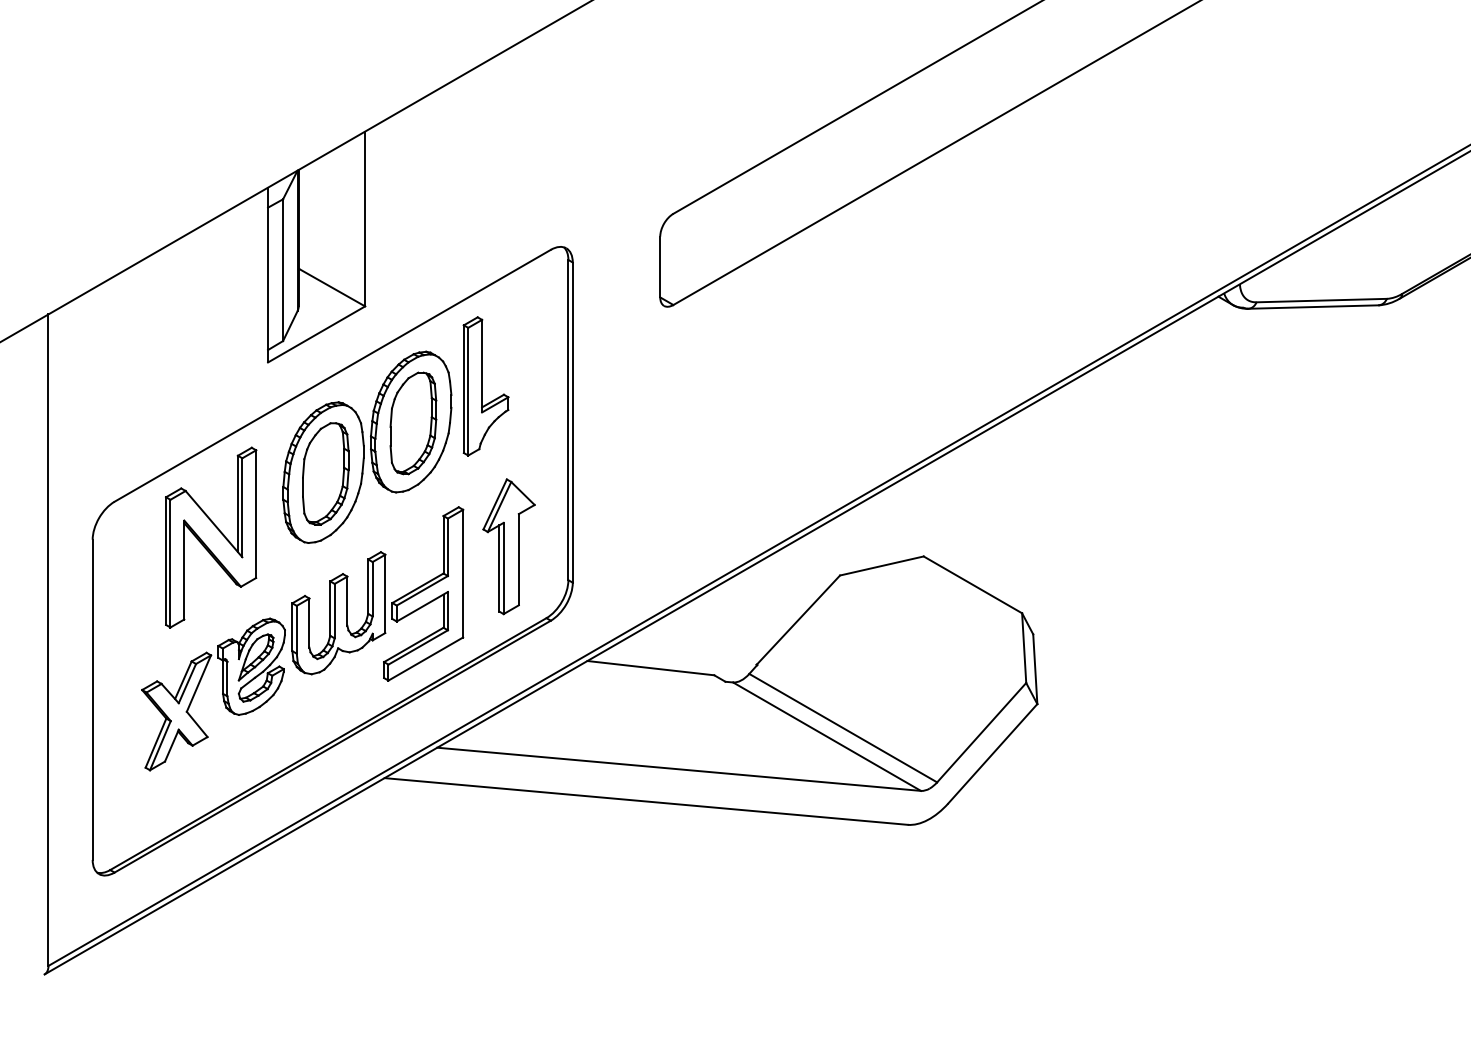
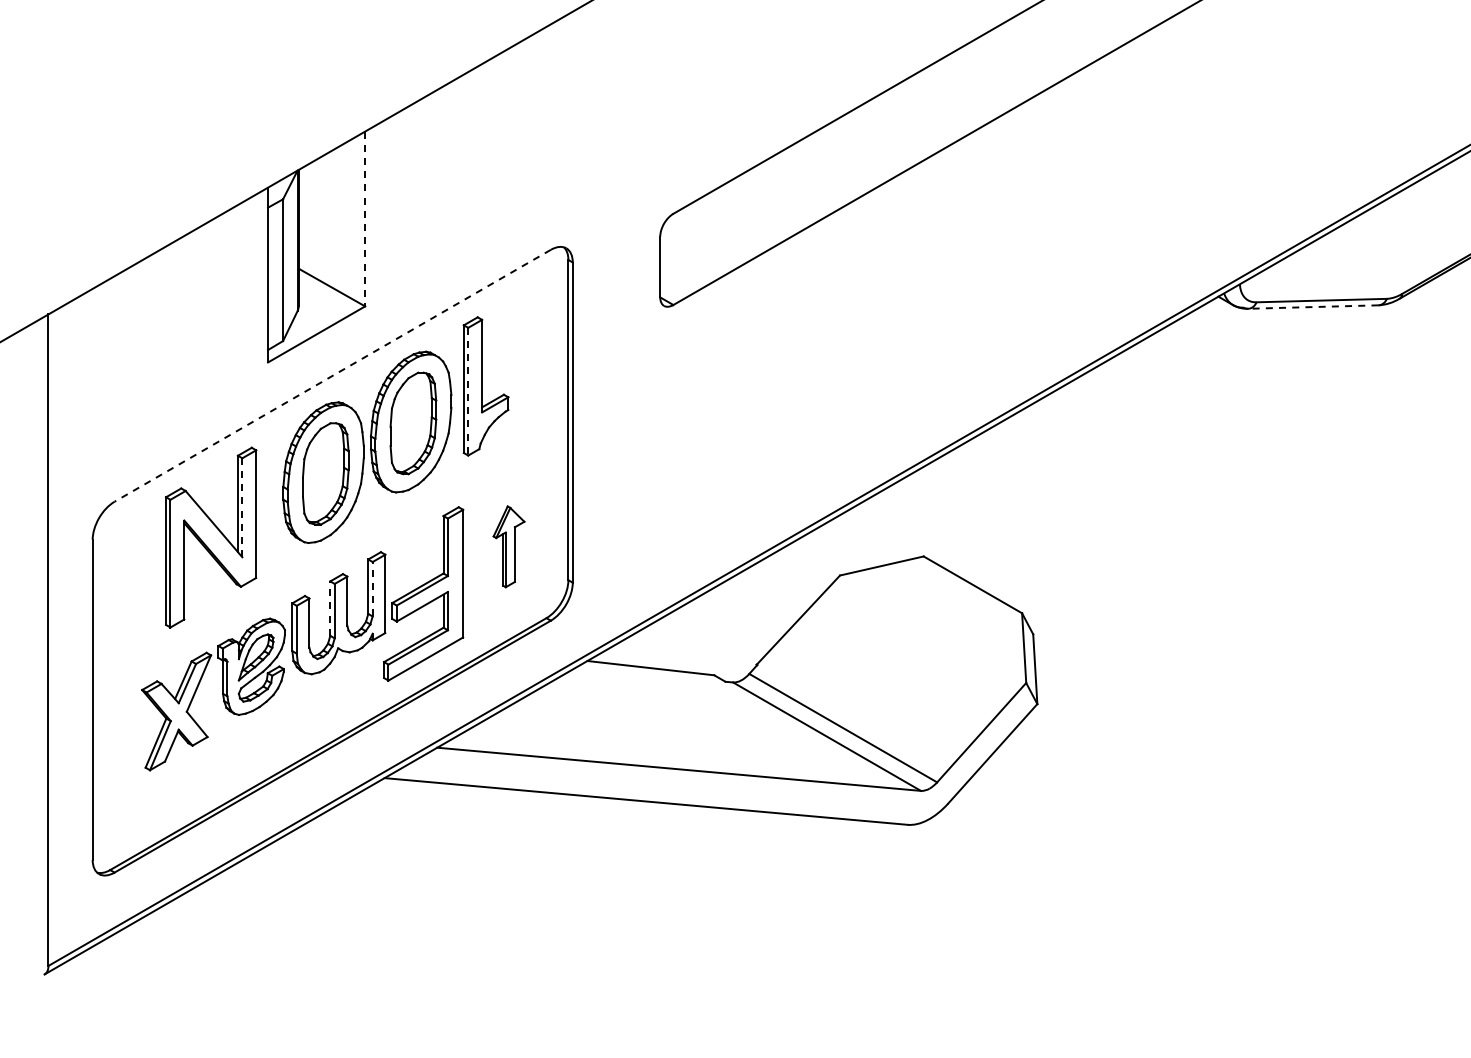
line: solid -> dashed (365, 219)
line: solid -> dashed (1312, 307)
line: solid -> dashed (332, 375)
line: solid -> dashed (468, 391)
line: solid -> dashed (242, 507)
part size: 54x138 px -> 34x84 px (508, 546)
line: solid -> dashed (372, 588)
line: solid -> dashed (330, 608)
